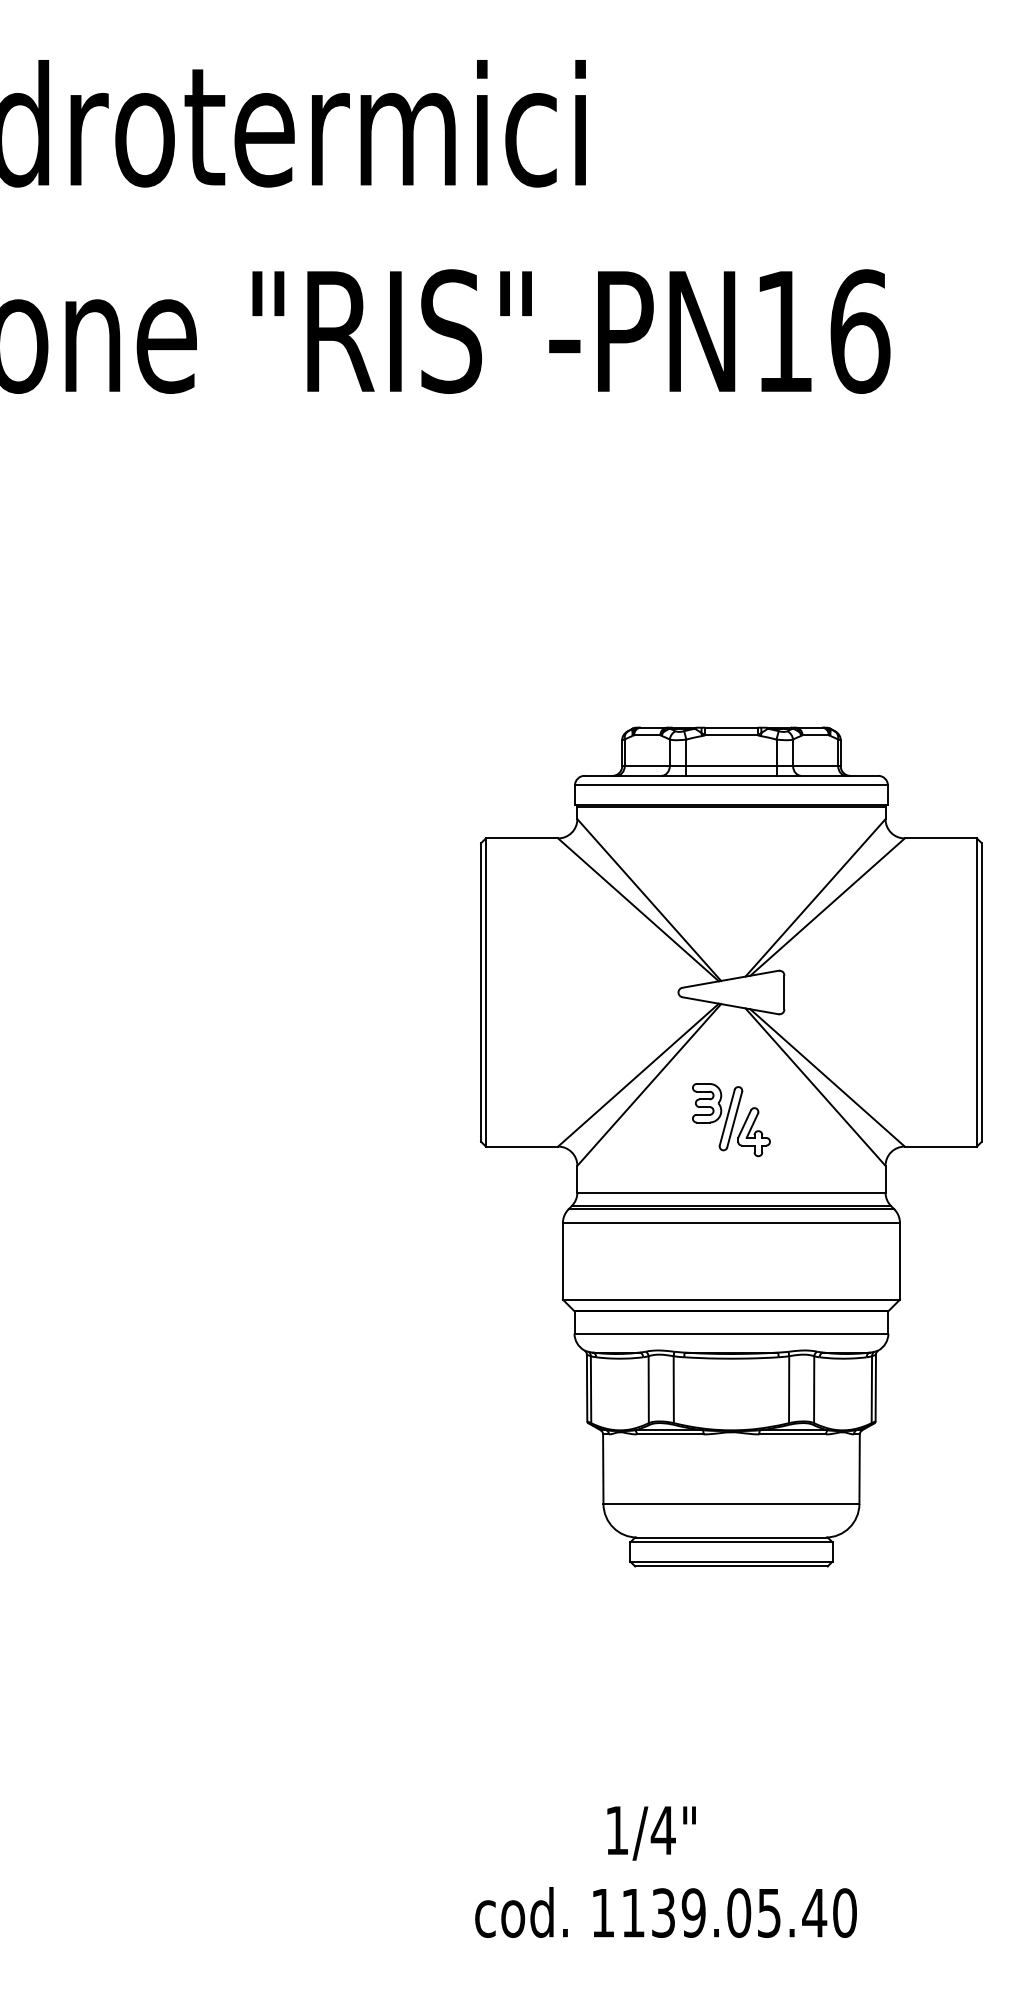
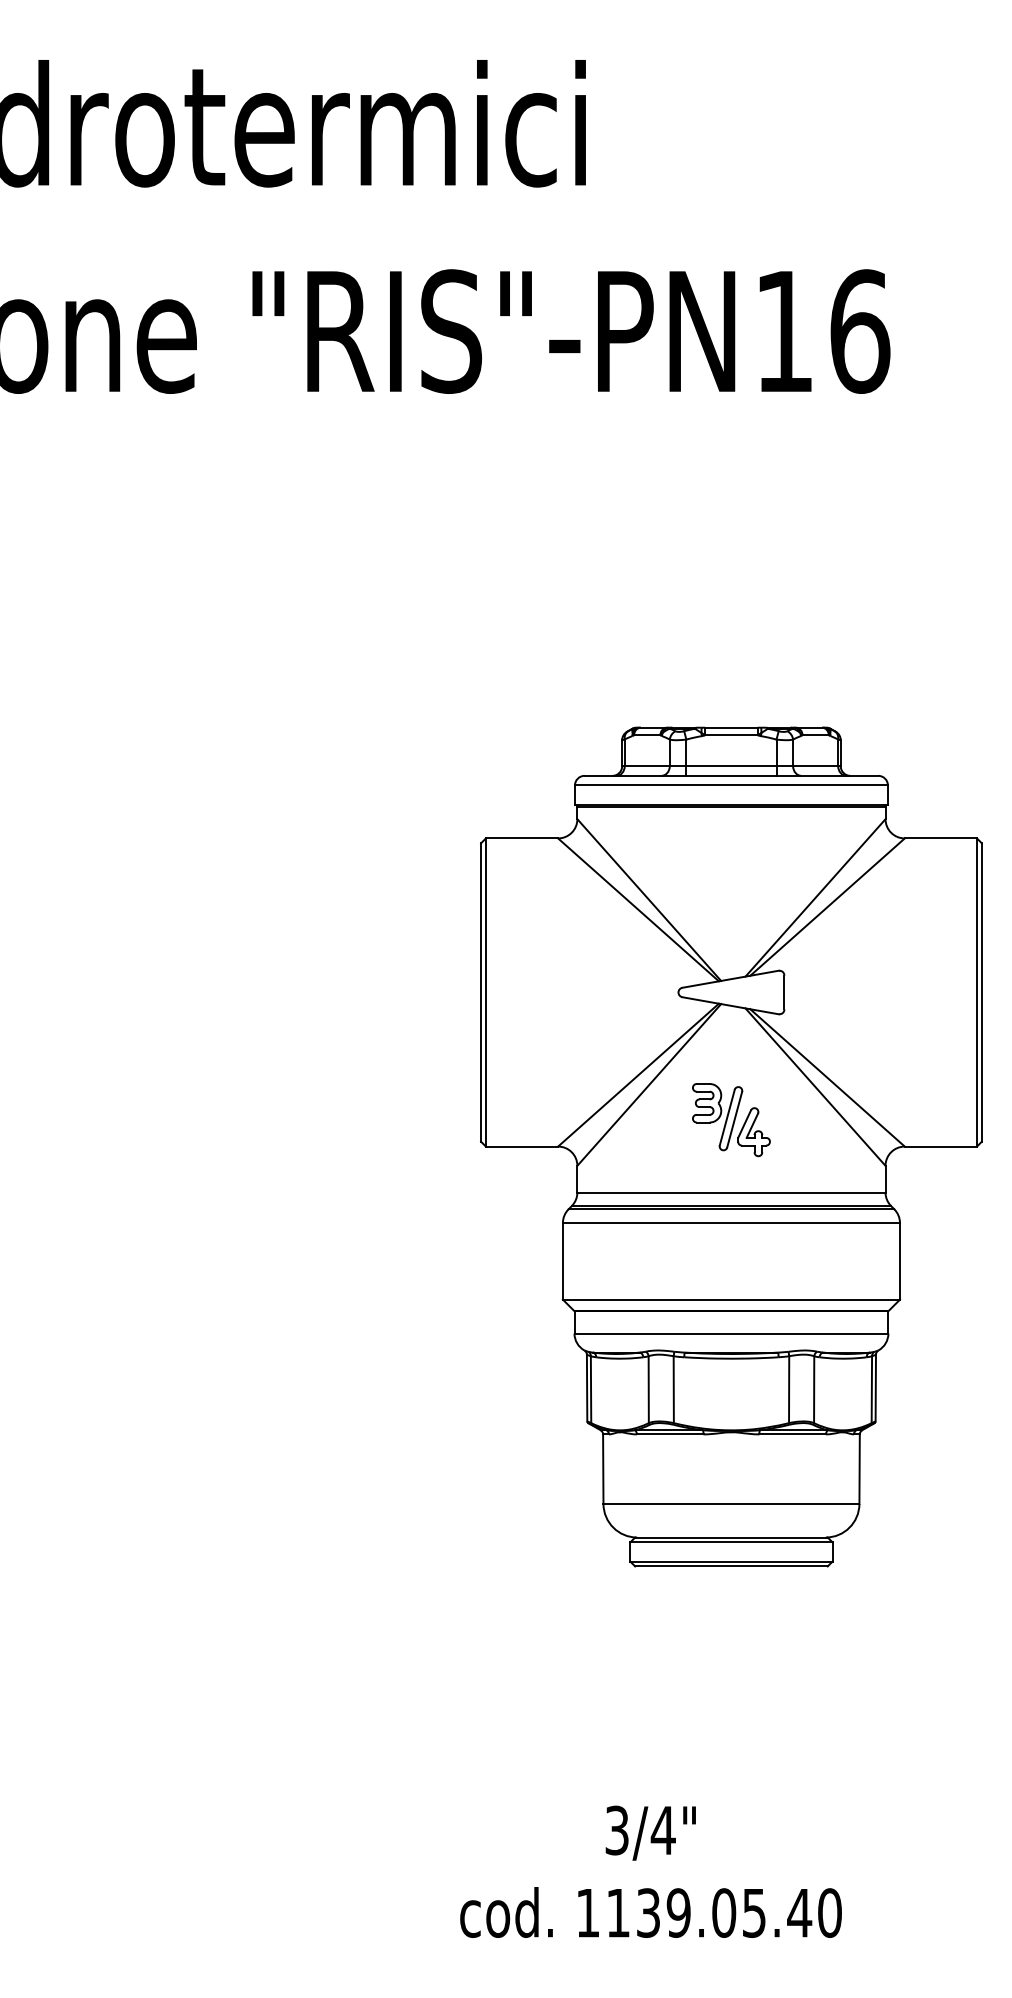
text: 1/4" -> 3/4" (616, 1830)
text position: (665, 1912) -> (650, 1912) (650, 1912)
